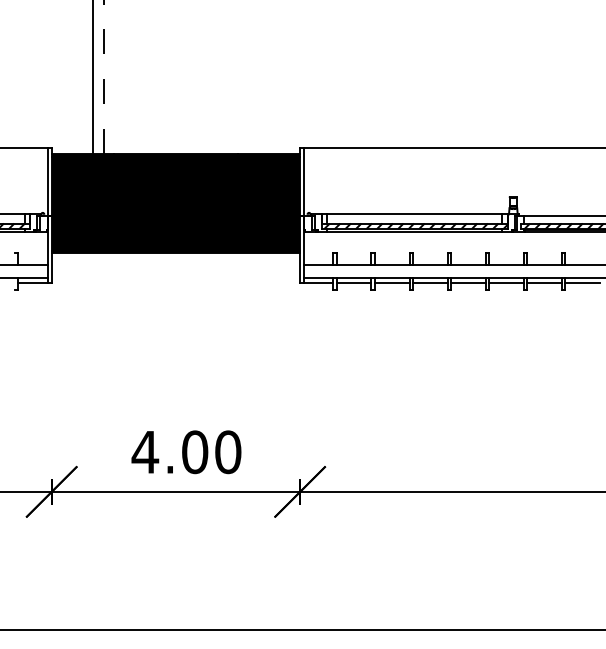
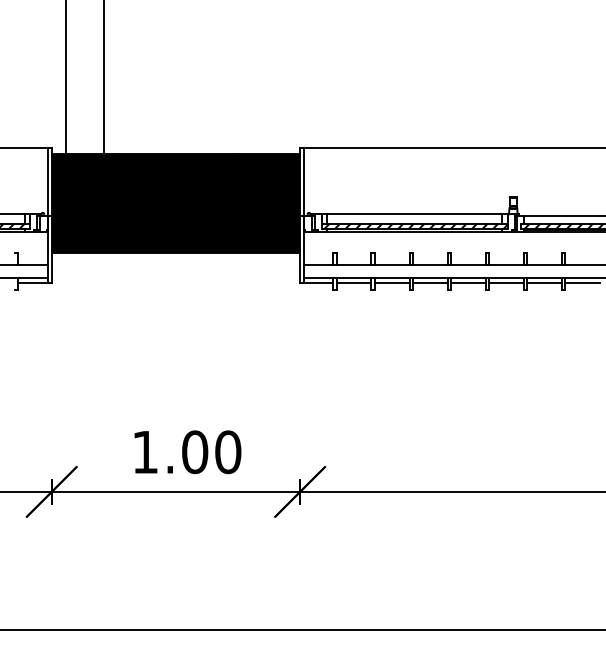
line: dashed -> solid (103, 76)
line position: (93, 77) -> (66, 77) (66, 77)
text: 4.00 -> 1.00 (145, 452)
